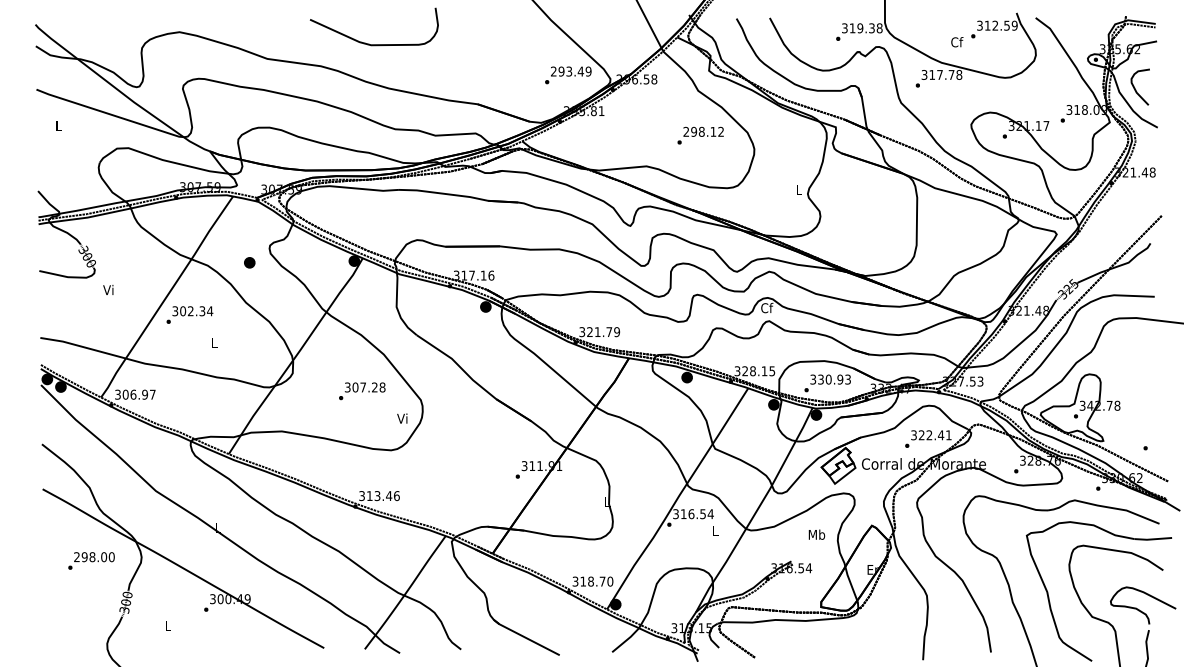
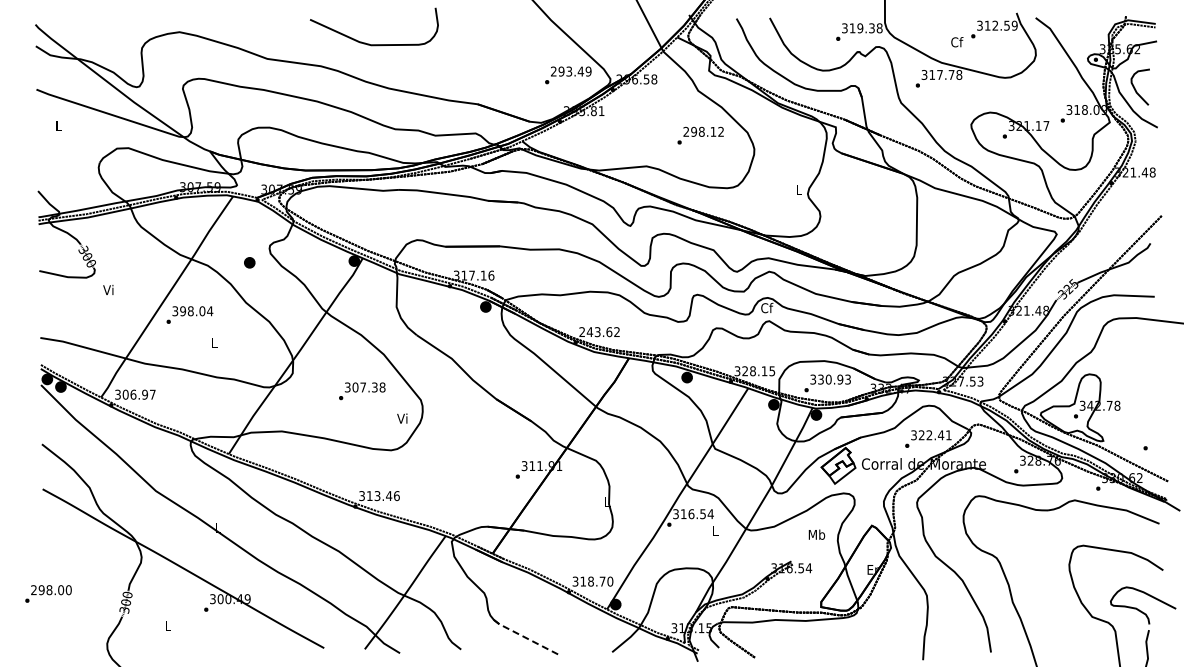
text: 302.34 -> 398.04 (192, 311)
text: 321.79 -> 243.62 (599, 332)
text: 307.28 -> 307.38 (374, 387)
text position: (91, 560) -> (48, 593) (48, 593)
part: present -> none (1050, 602)
line: solid -> dashed (525, 637)
